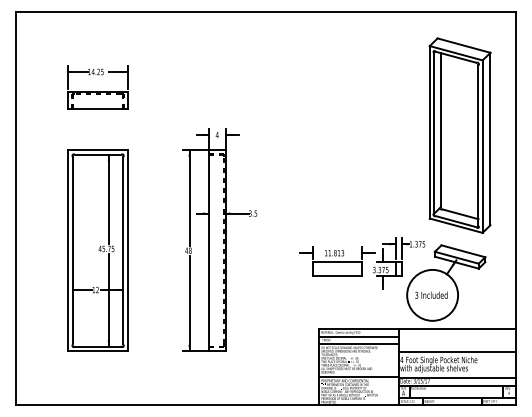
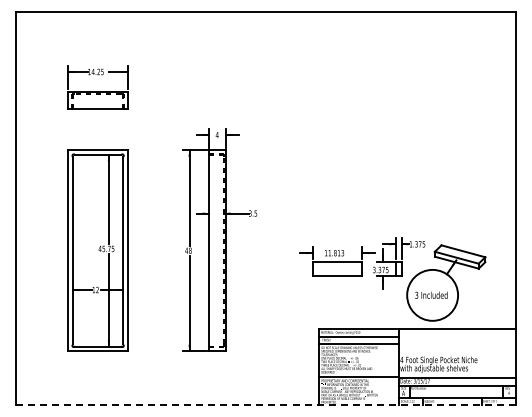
part: present -> none (459, 135)
line: present -> none (457, 351)
line: solid -> dashed (265, 404)
